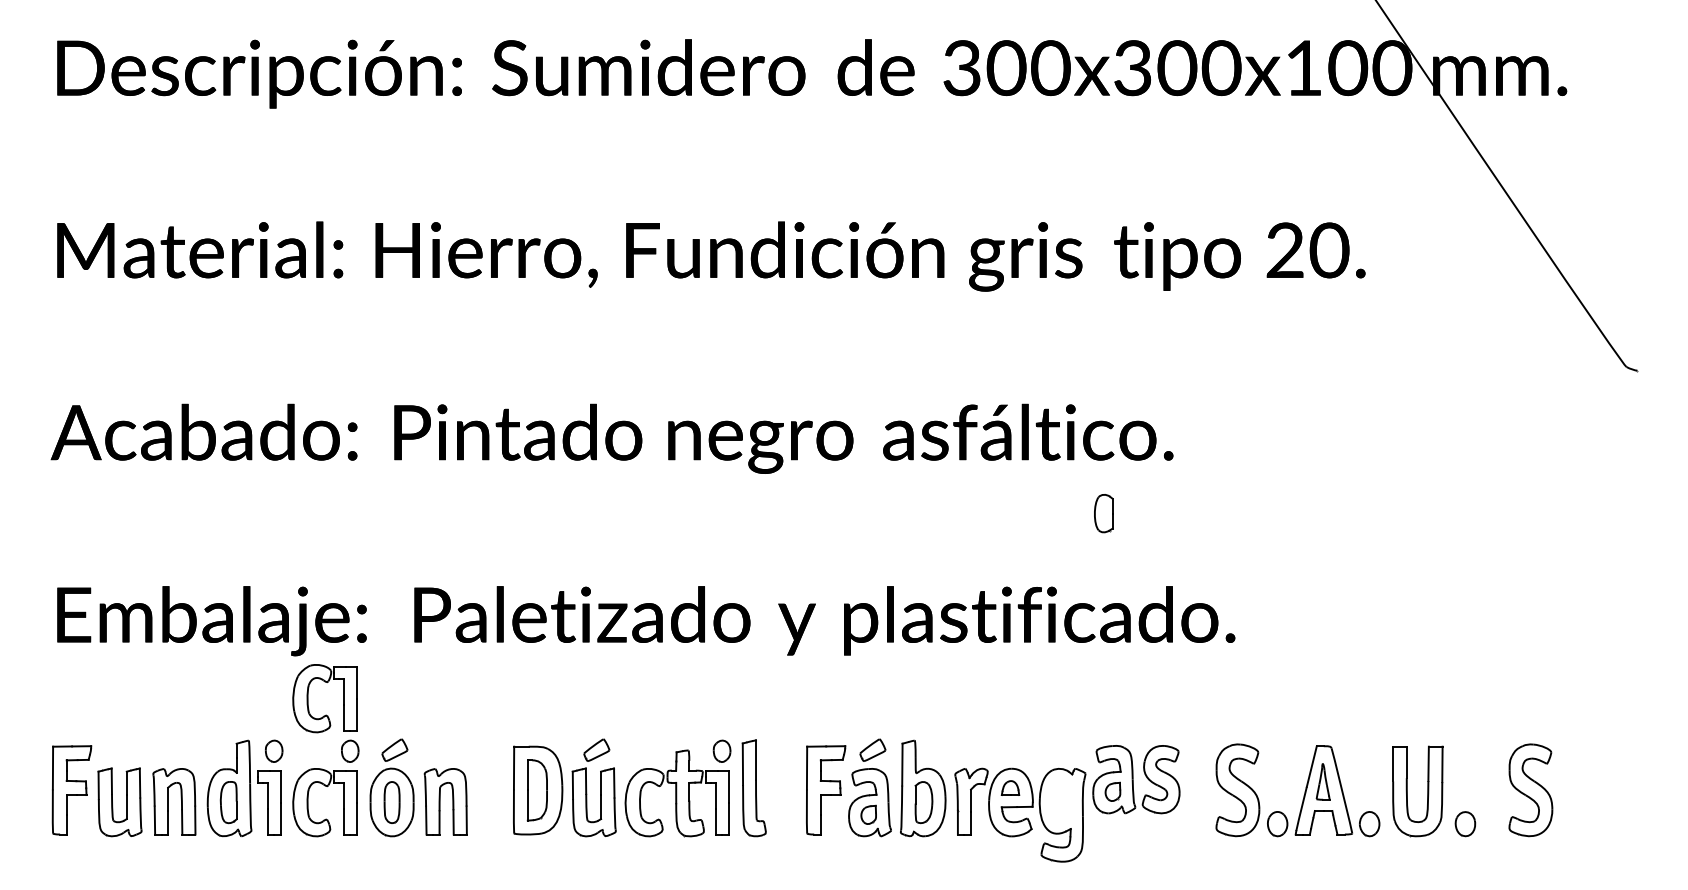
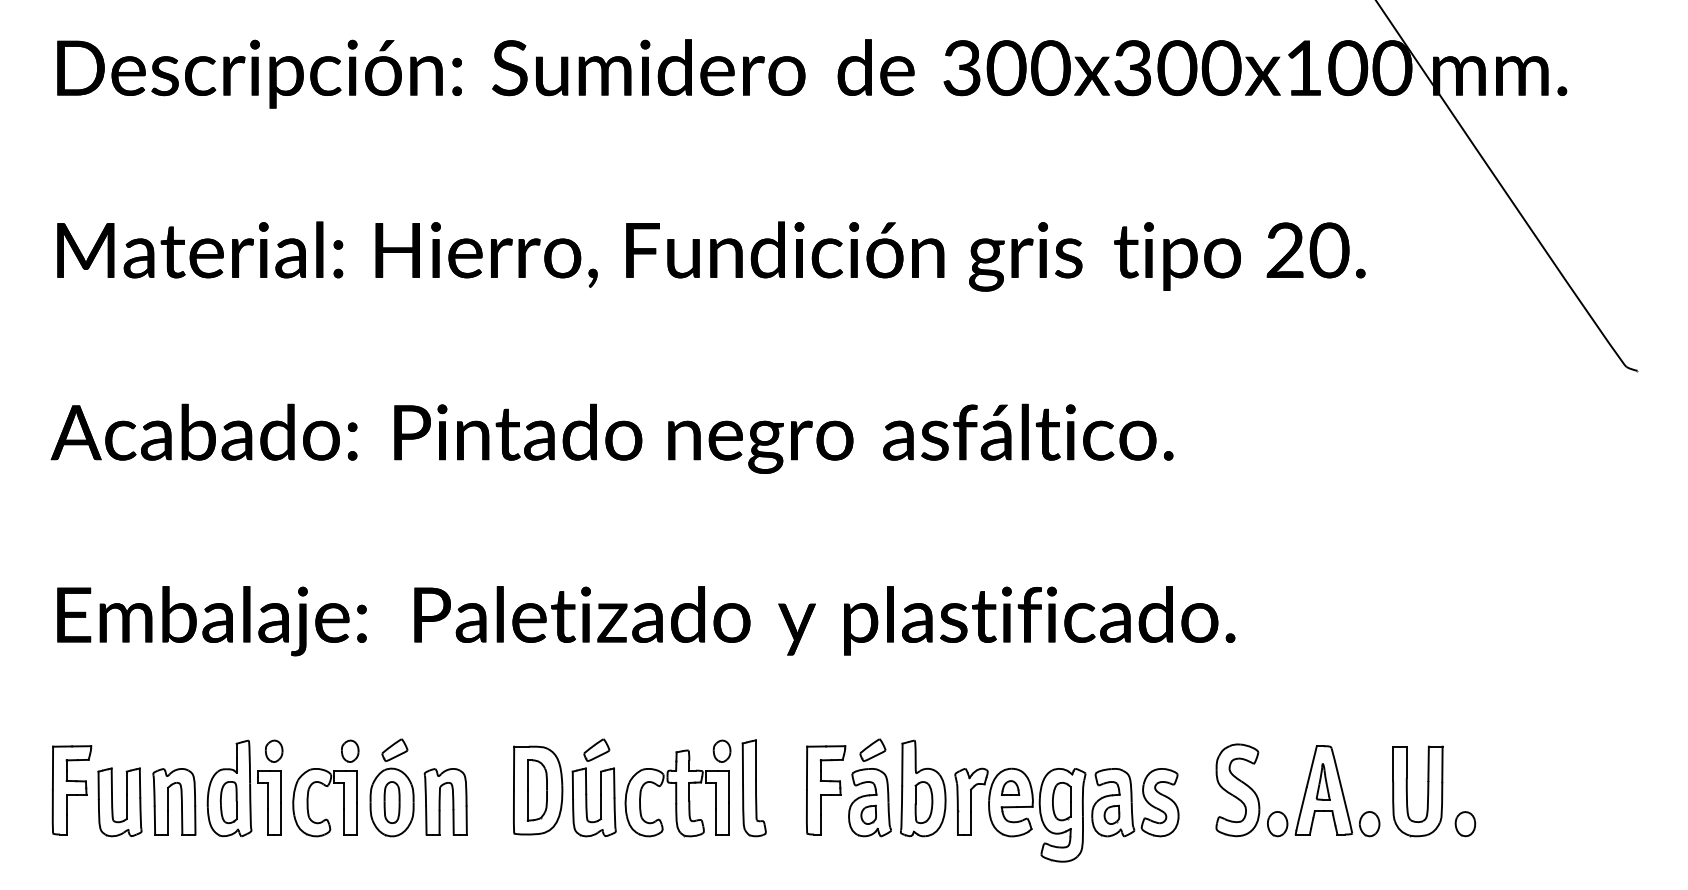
part position: (1103, 513) -> (1061, 801) (1061, 801)
part: present -> none (324, 682)
part position: (1136, 779) -> (1135, 802) (1135, 802)
part: present -> none (1530, 790)
